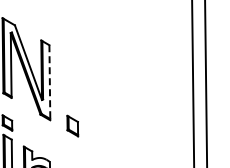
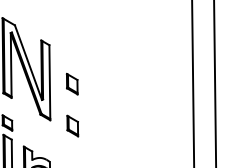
line: dashed -> solid (49, 82)
part: none -> present (71, 83)
line position: (206, 83) -> (215, 83) (215, 83)
